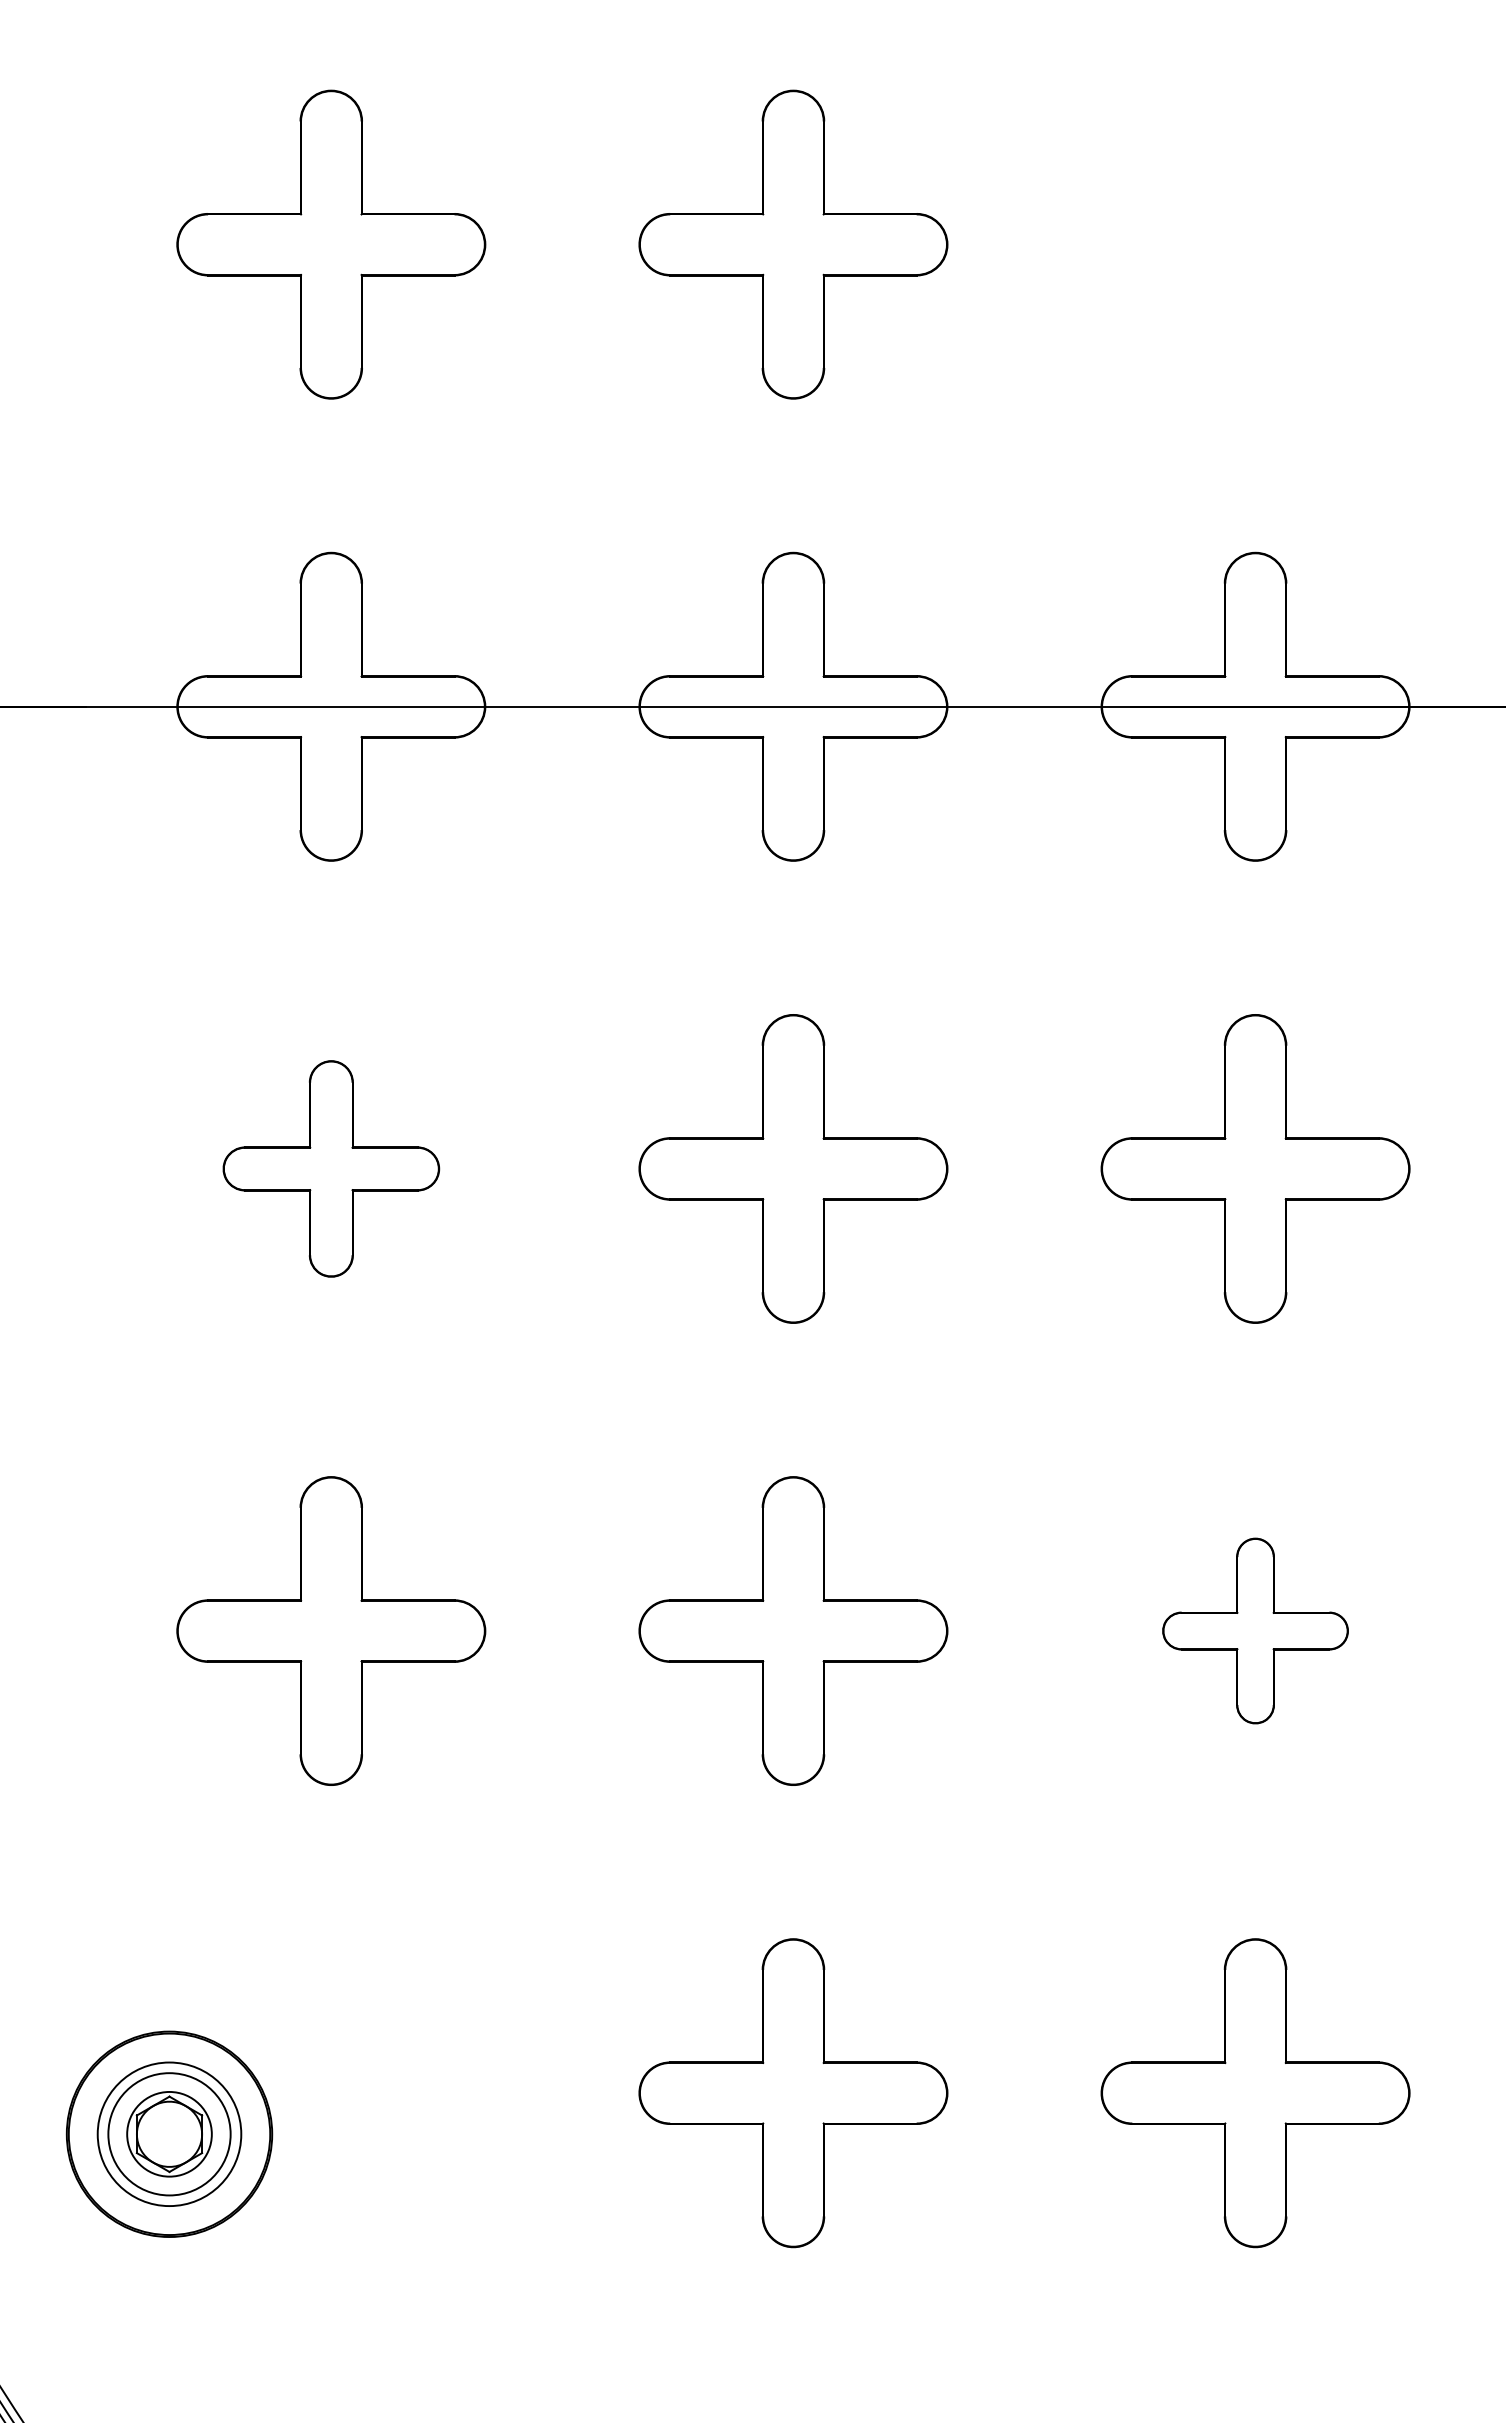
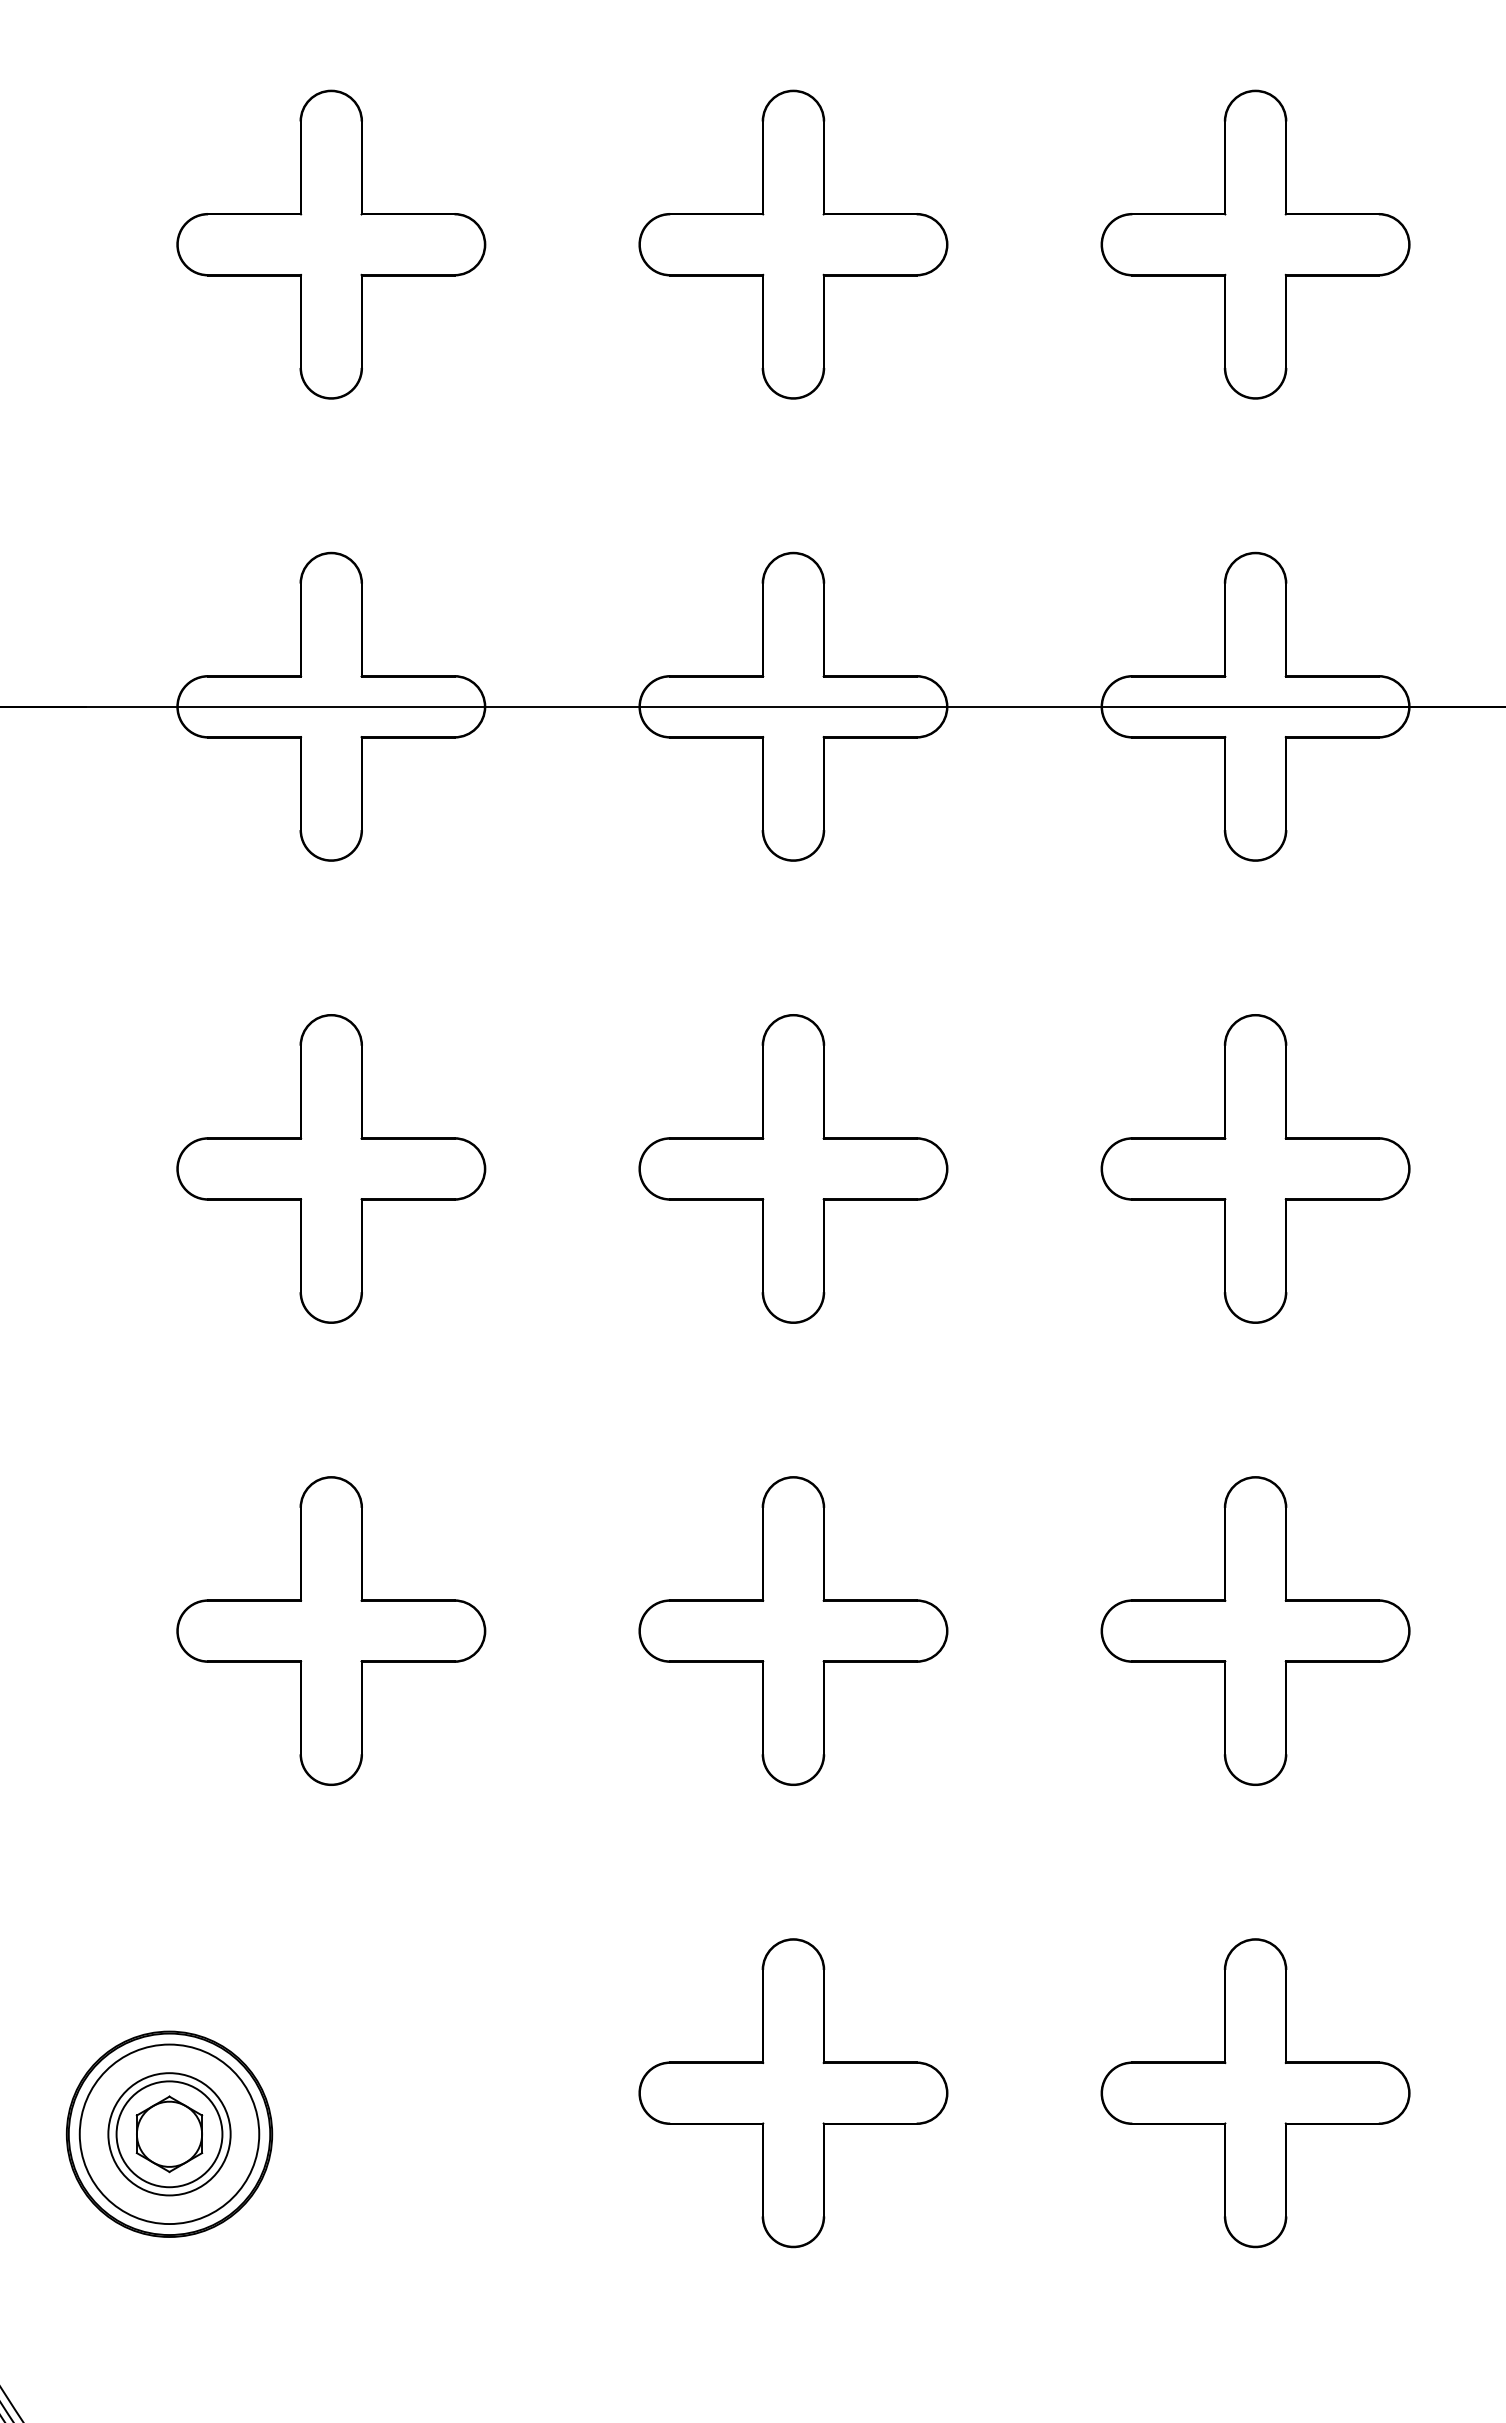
part: none -> present (1255, 244)
part size: 219x218 px -> 311x310 px (331, 1168)
part size: 187x188 px -> 311x310 px (1255, 1630)
circle diameter: 85 px -> 106 px (169, 2134)
circle diameter: 144 px -> 179 px (169, 2134)
